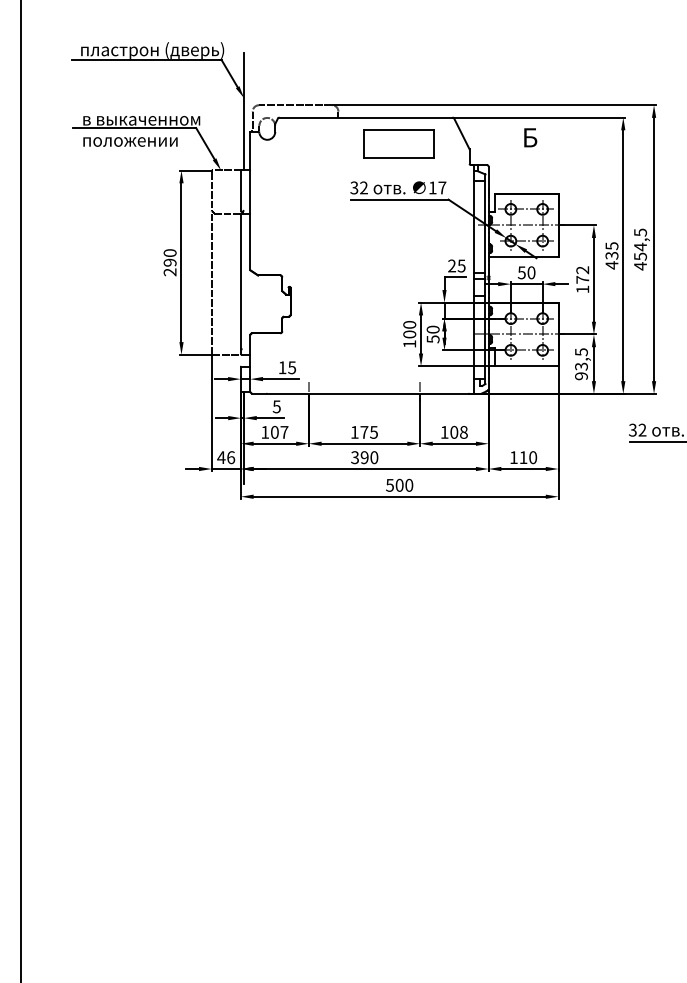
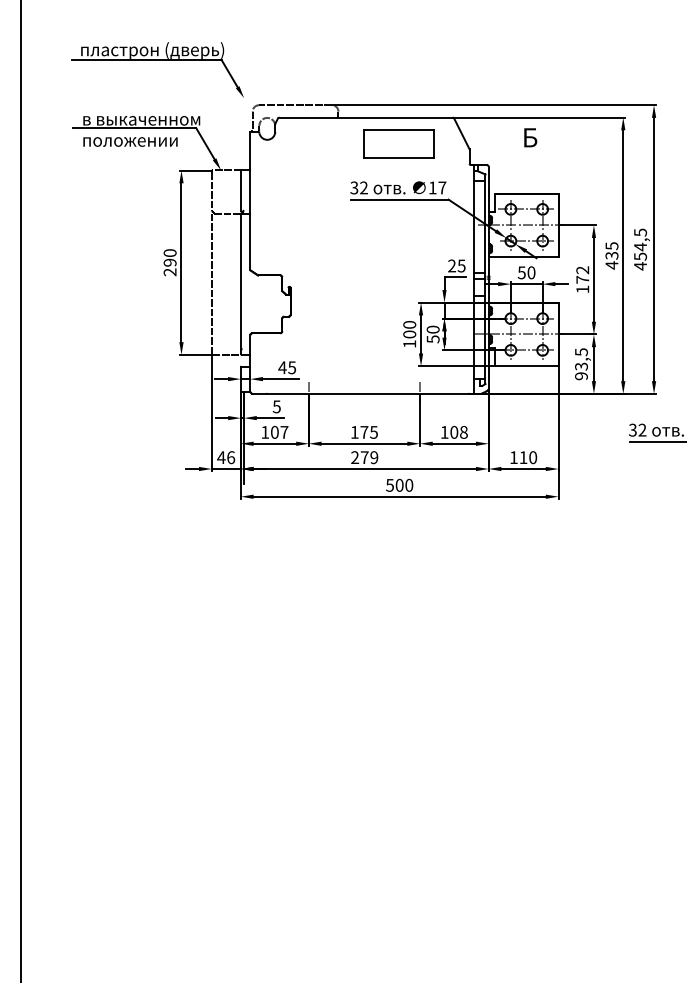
line: present -> none (244, 111)
text: 15 -> 45 (282, 367)
text: 390 -> 279 (364, 457)
